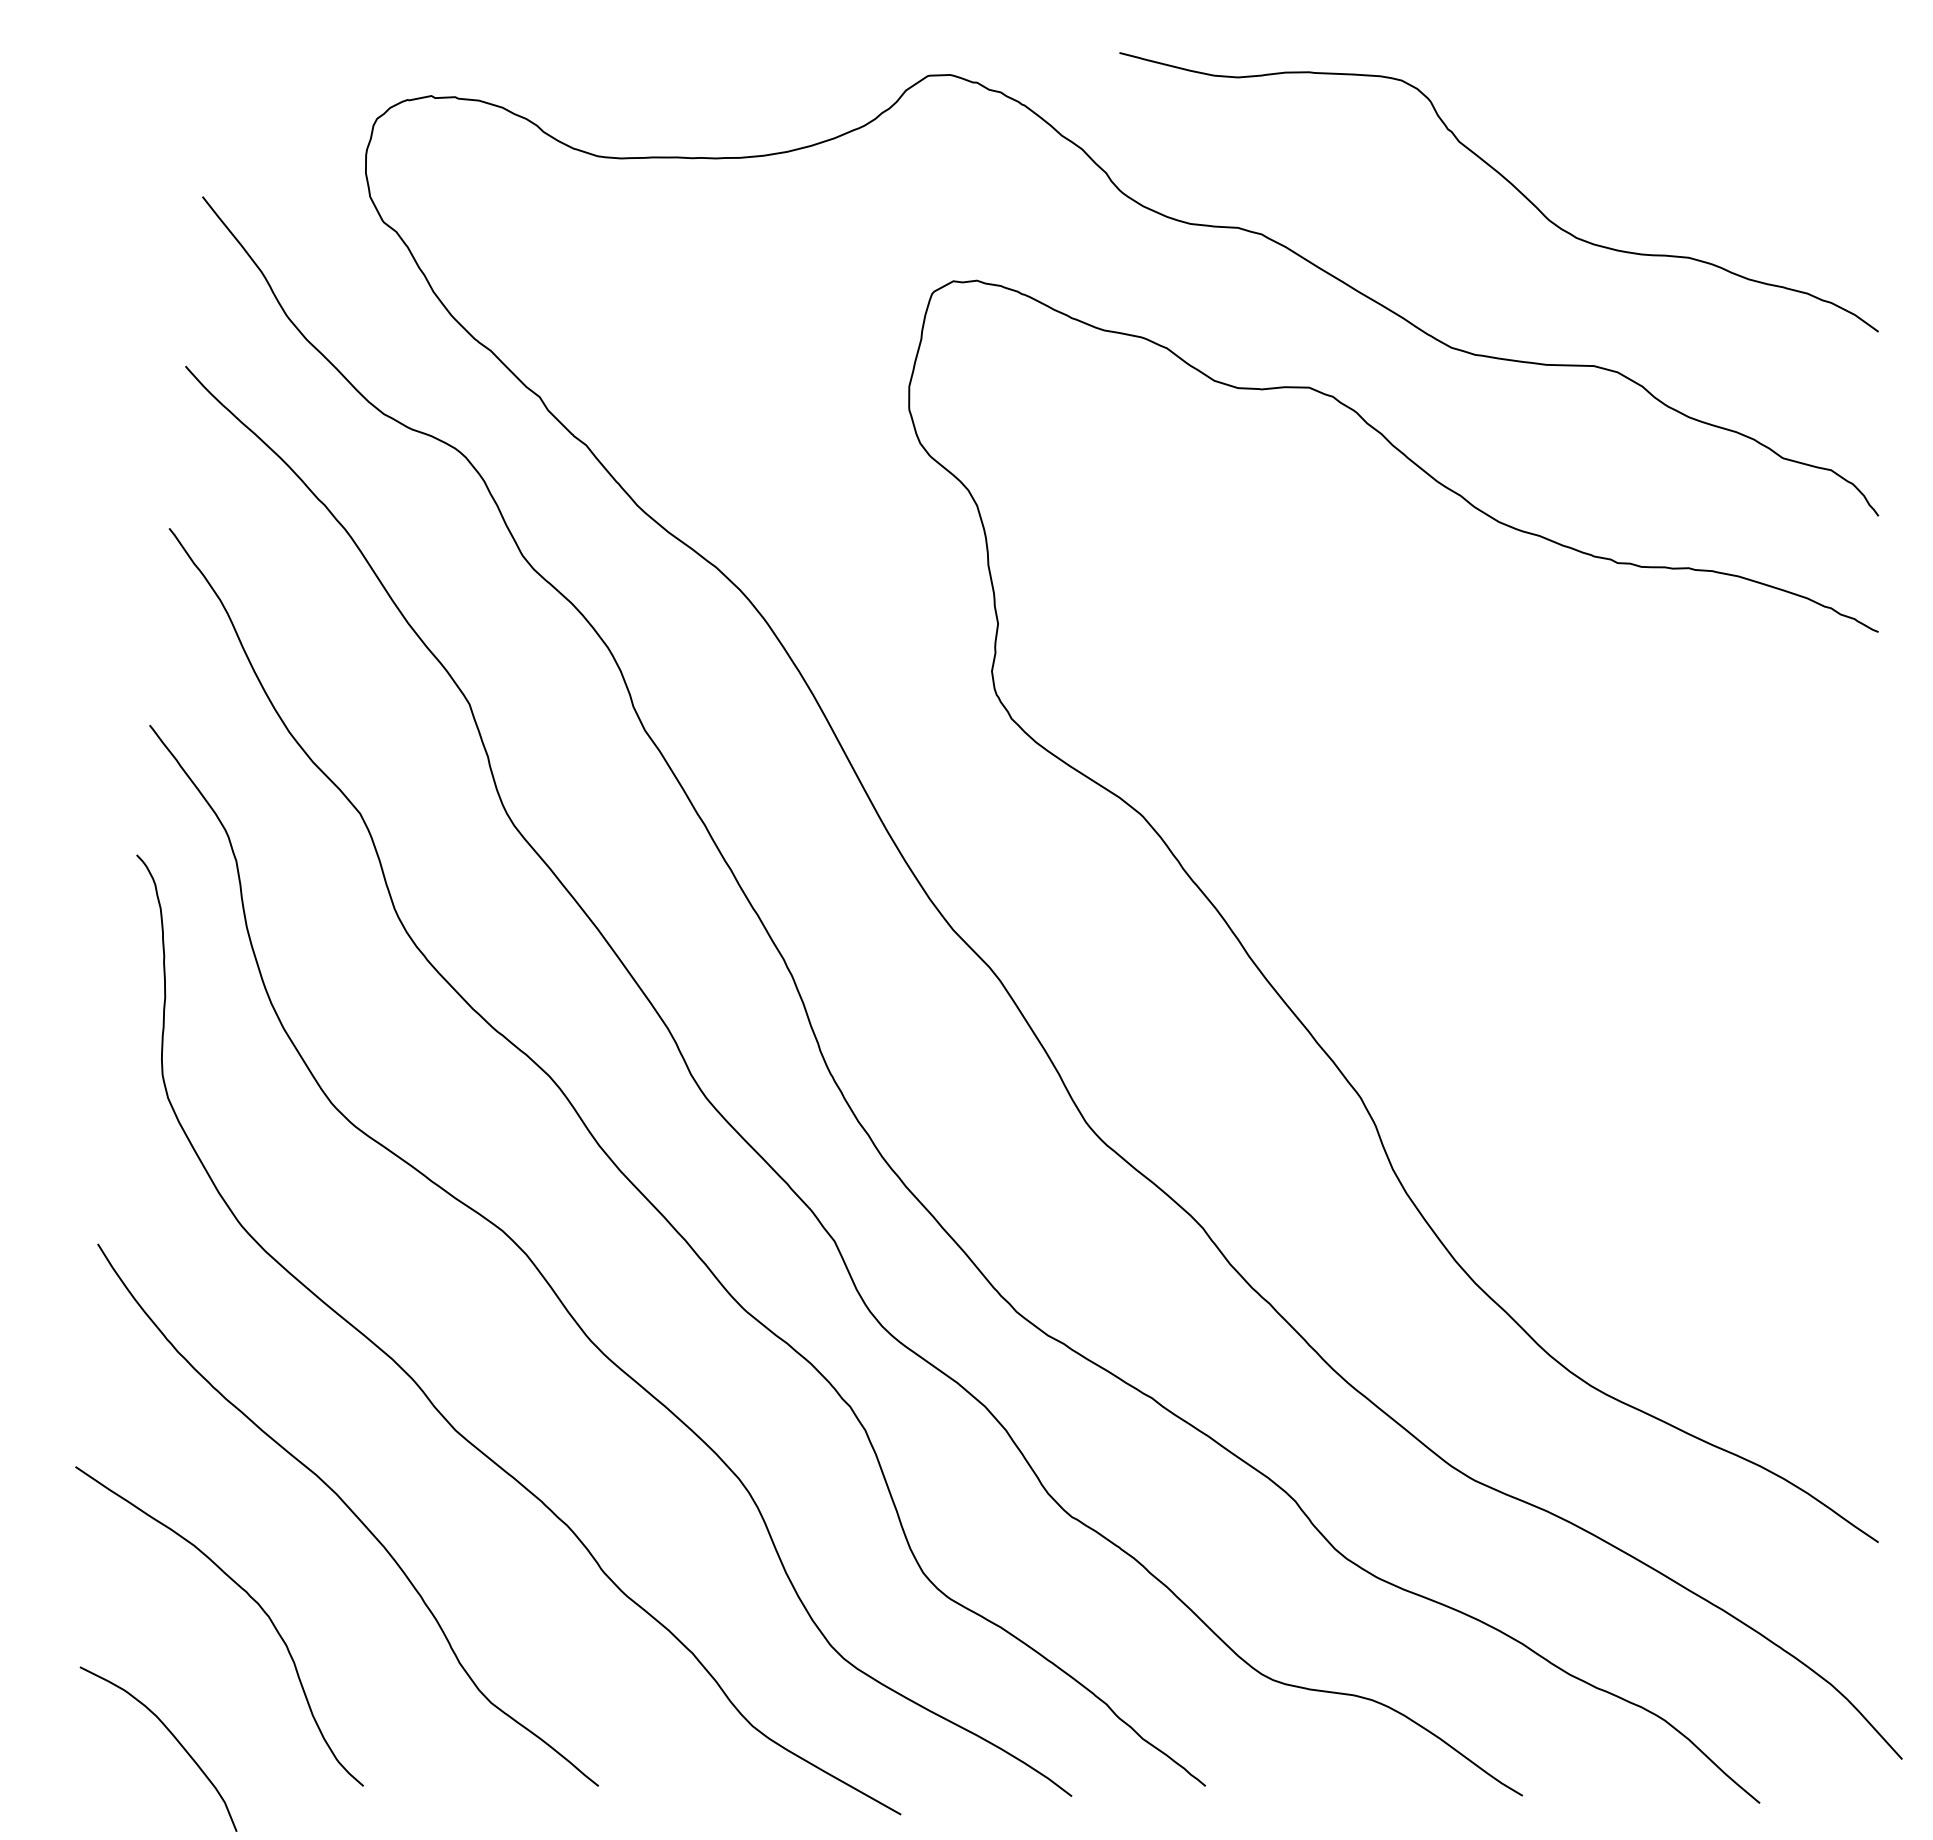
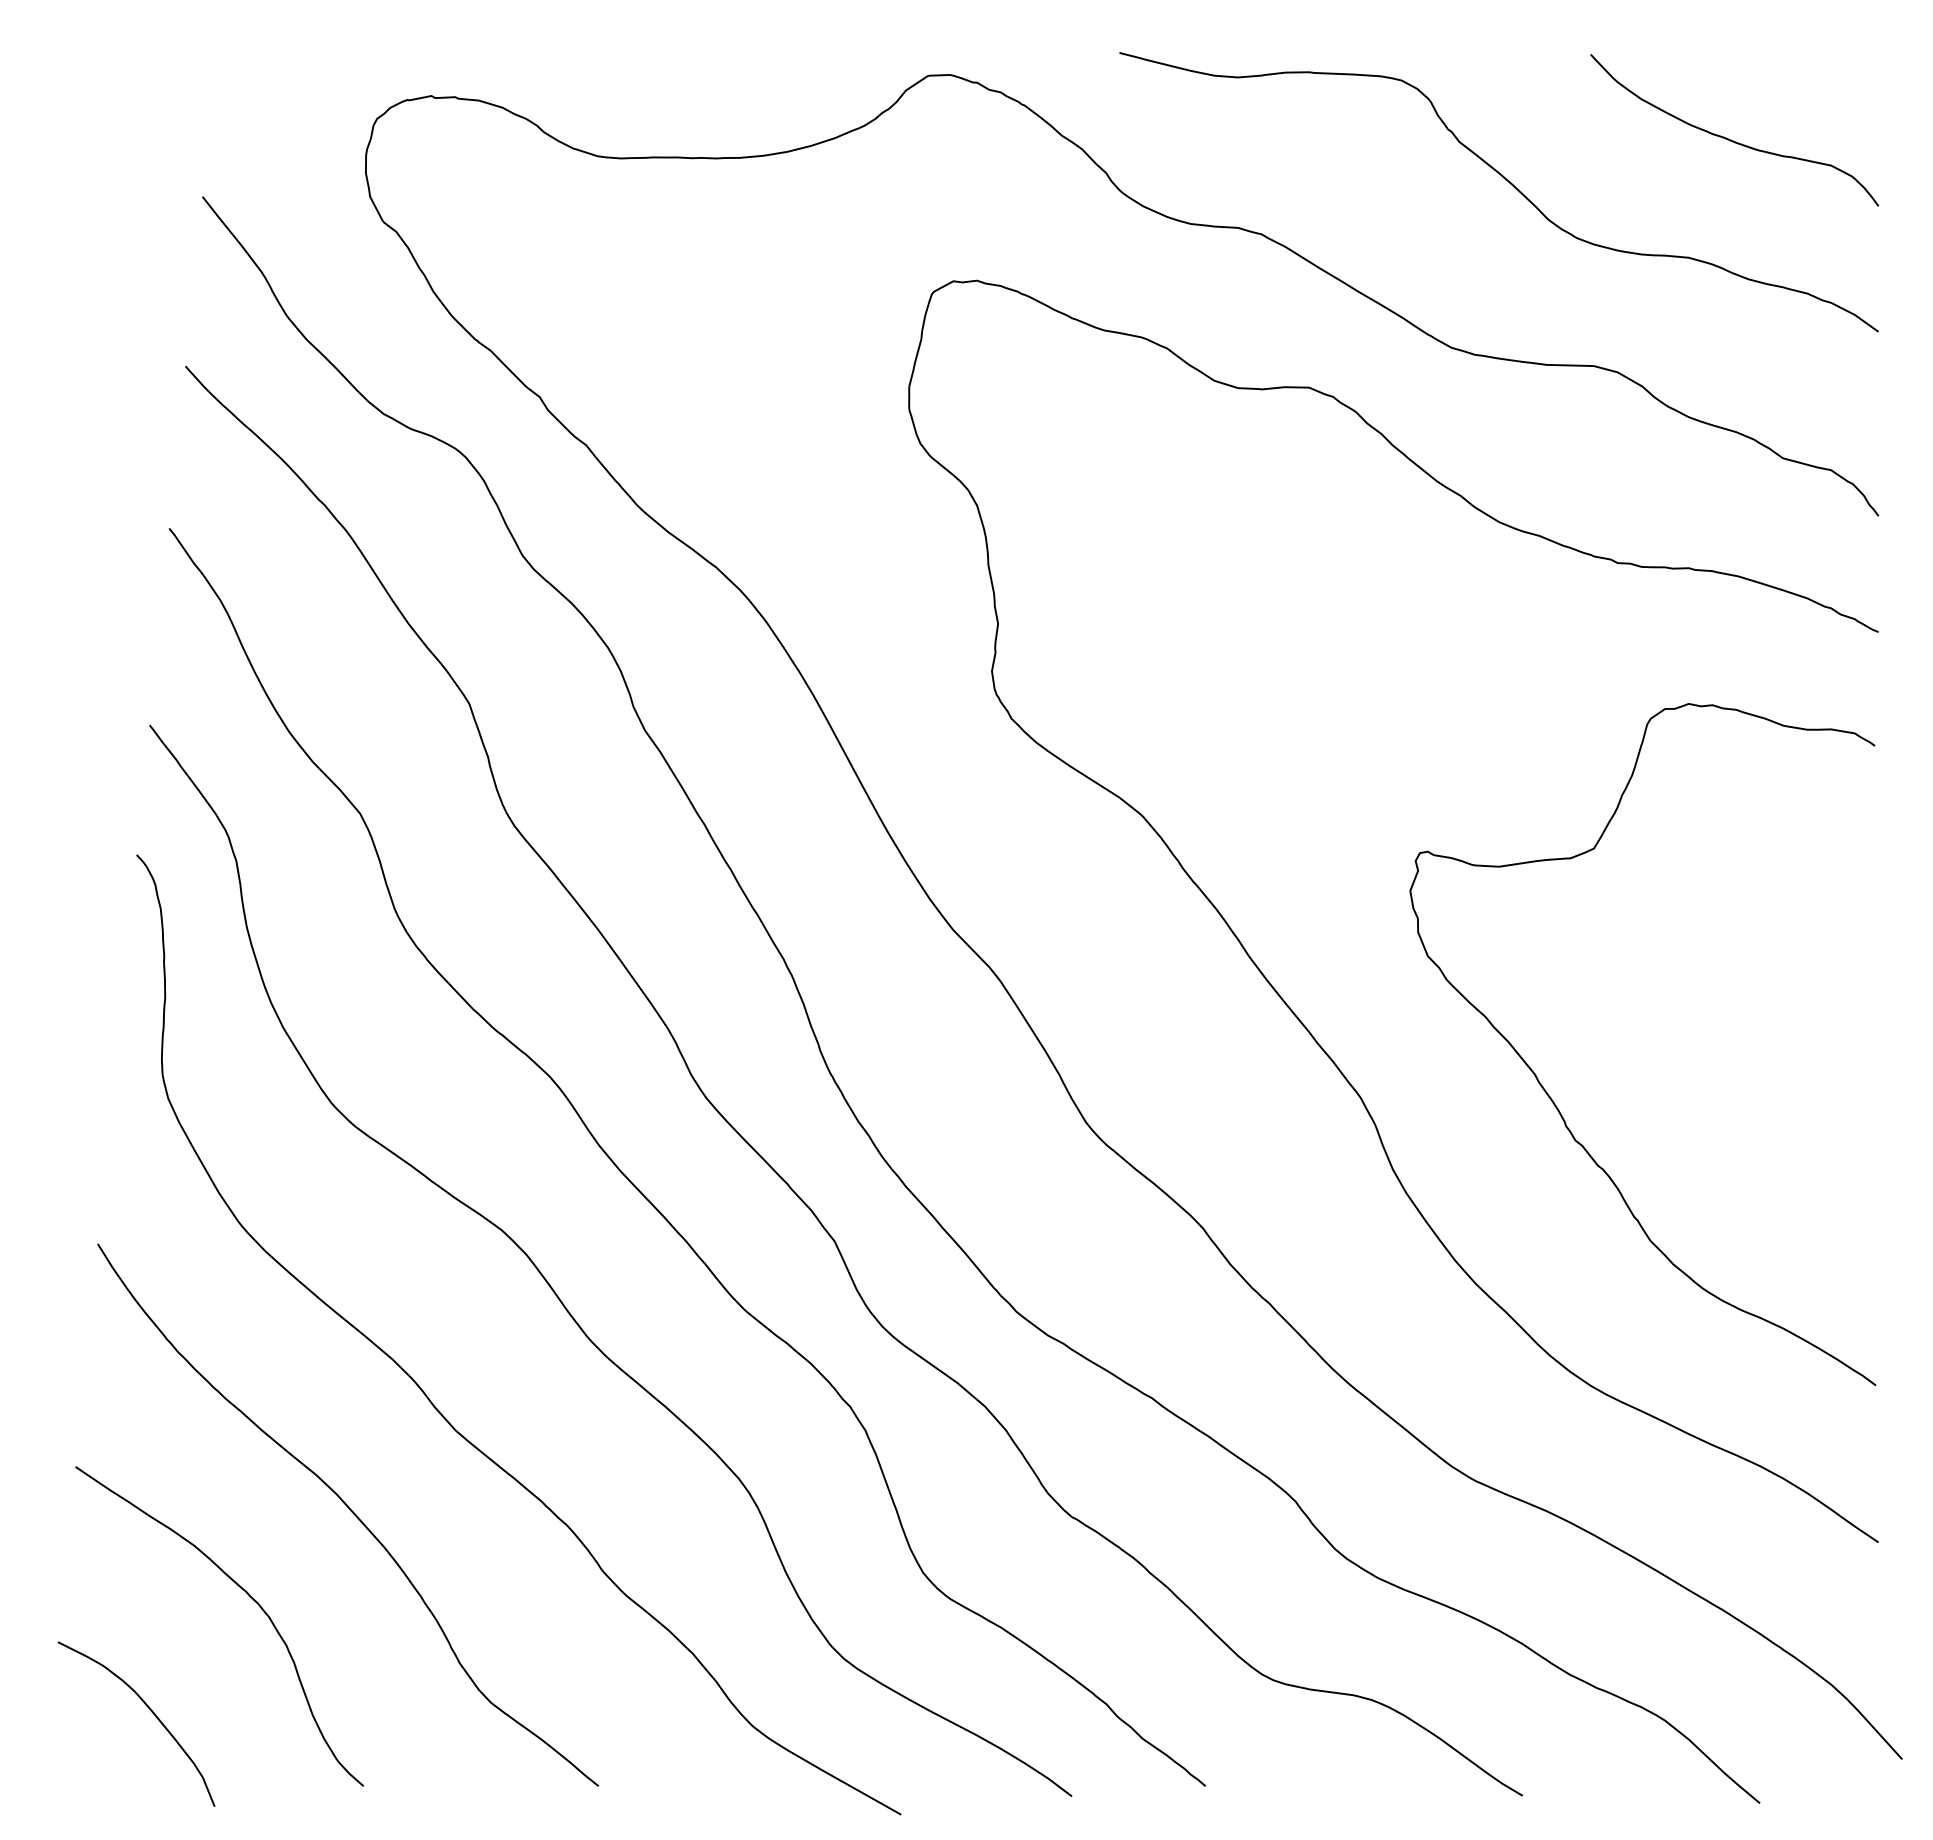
curve: none -> present (1731, 139)
curve: none -> present (1555, 1103)
curve position: (173, 1737) -> (151, 1712) (151, 1712)
